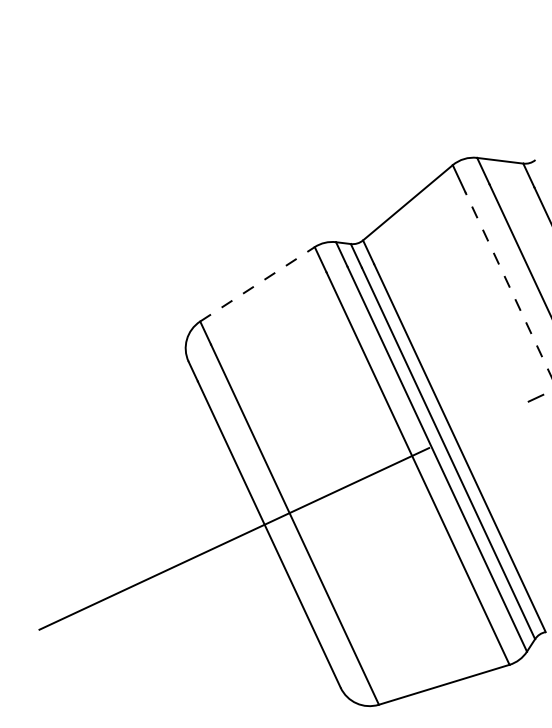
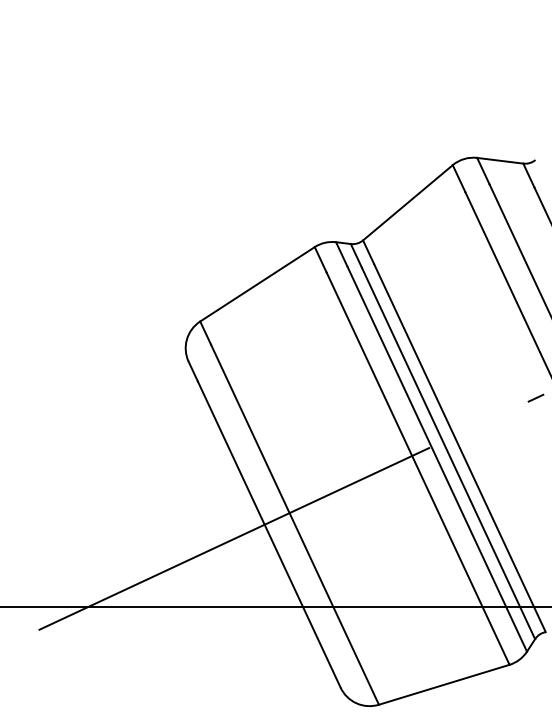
line: dashed -> solid (257, 284)
line: dashed -> solid (508, 284)
line: none -> present (275, 607)
